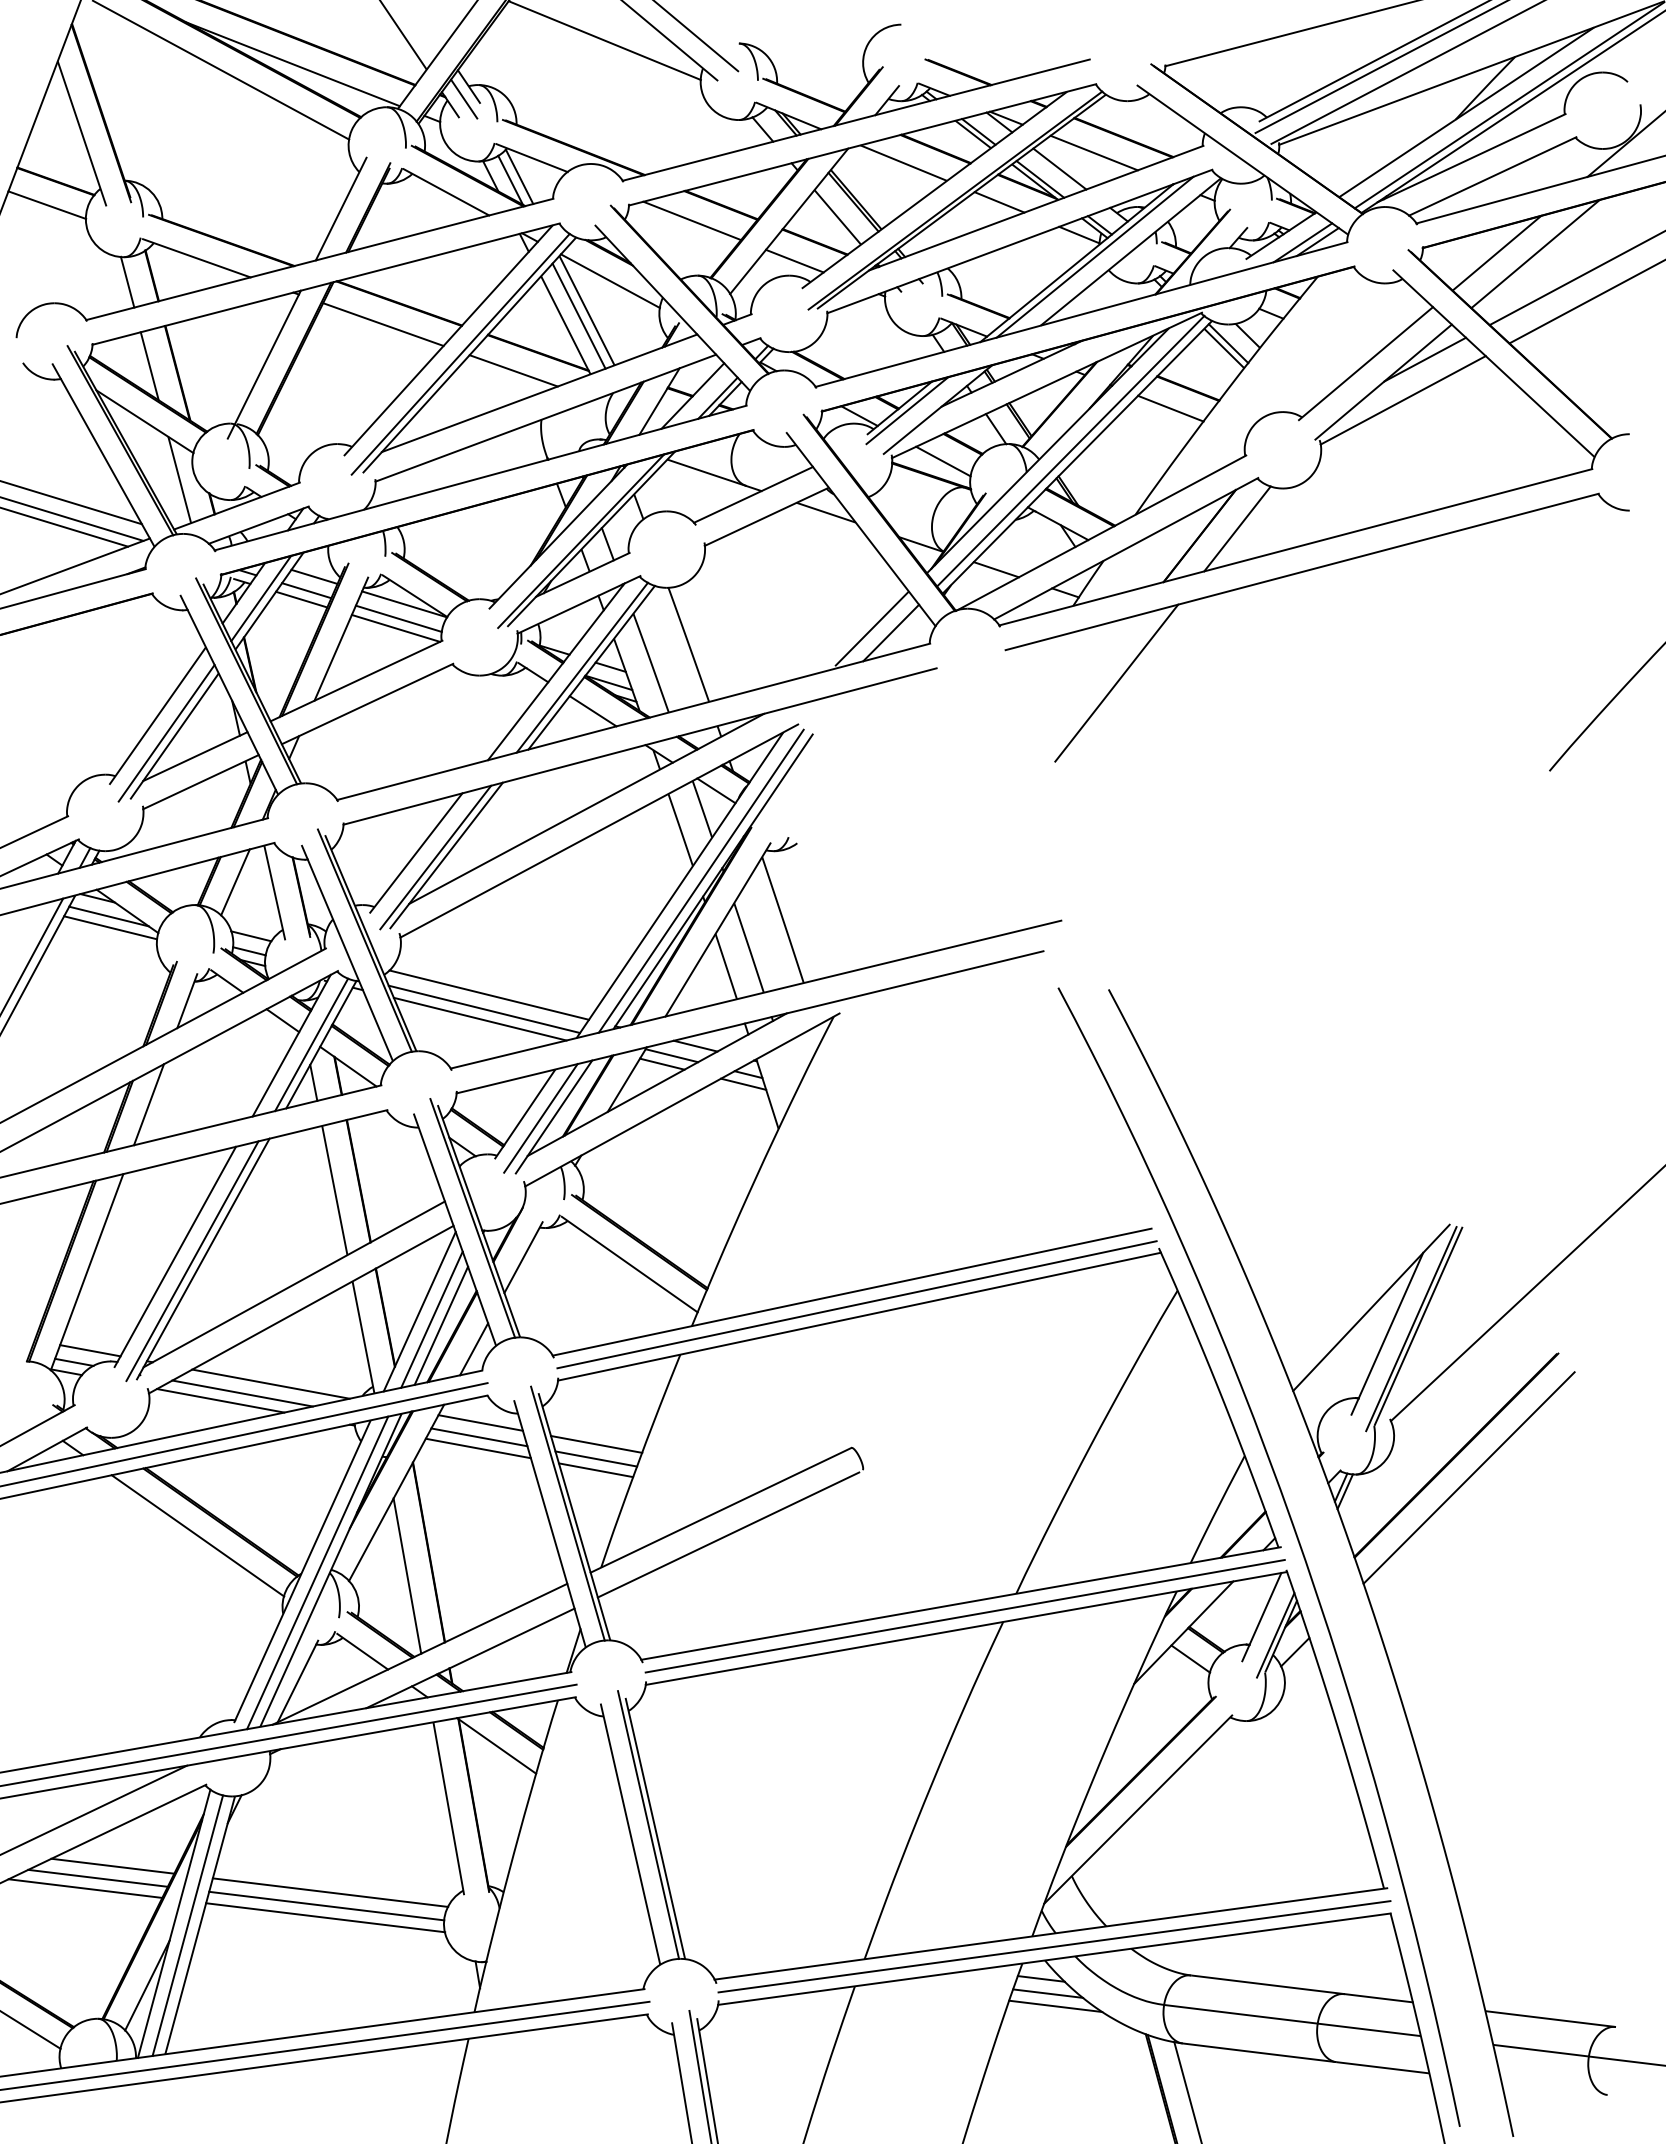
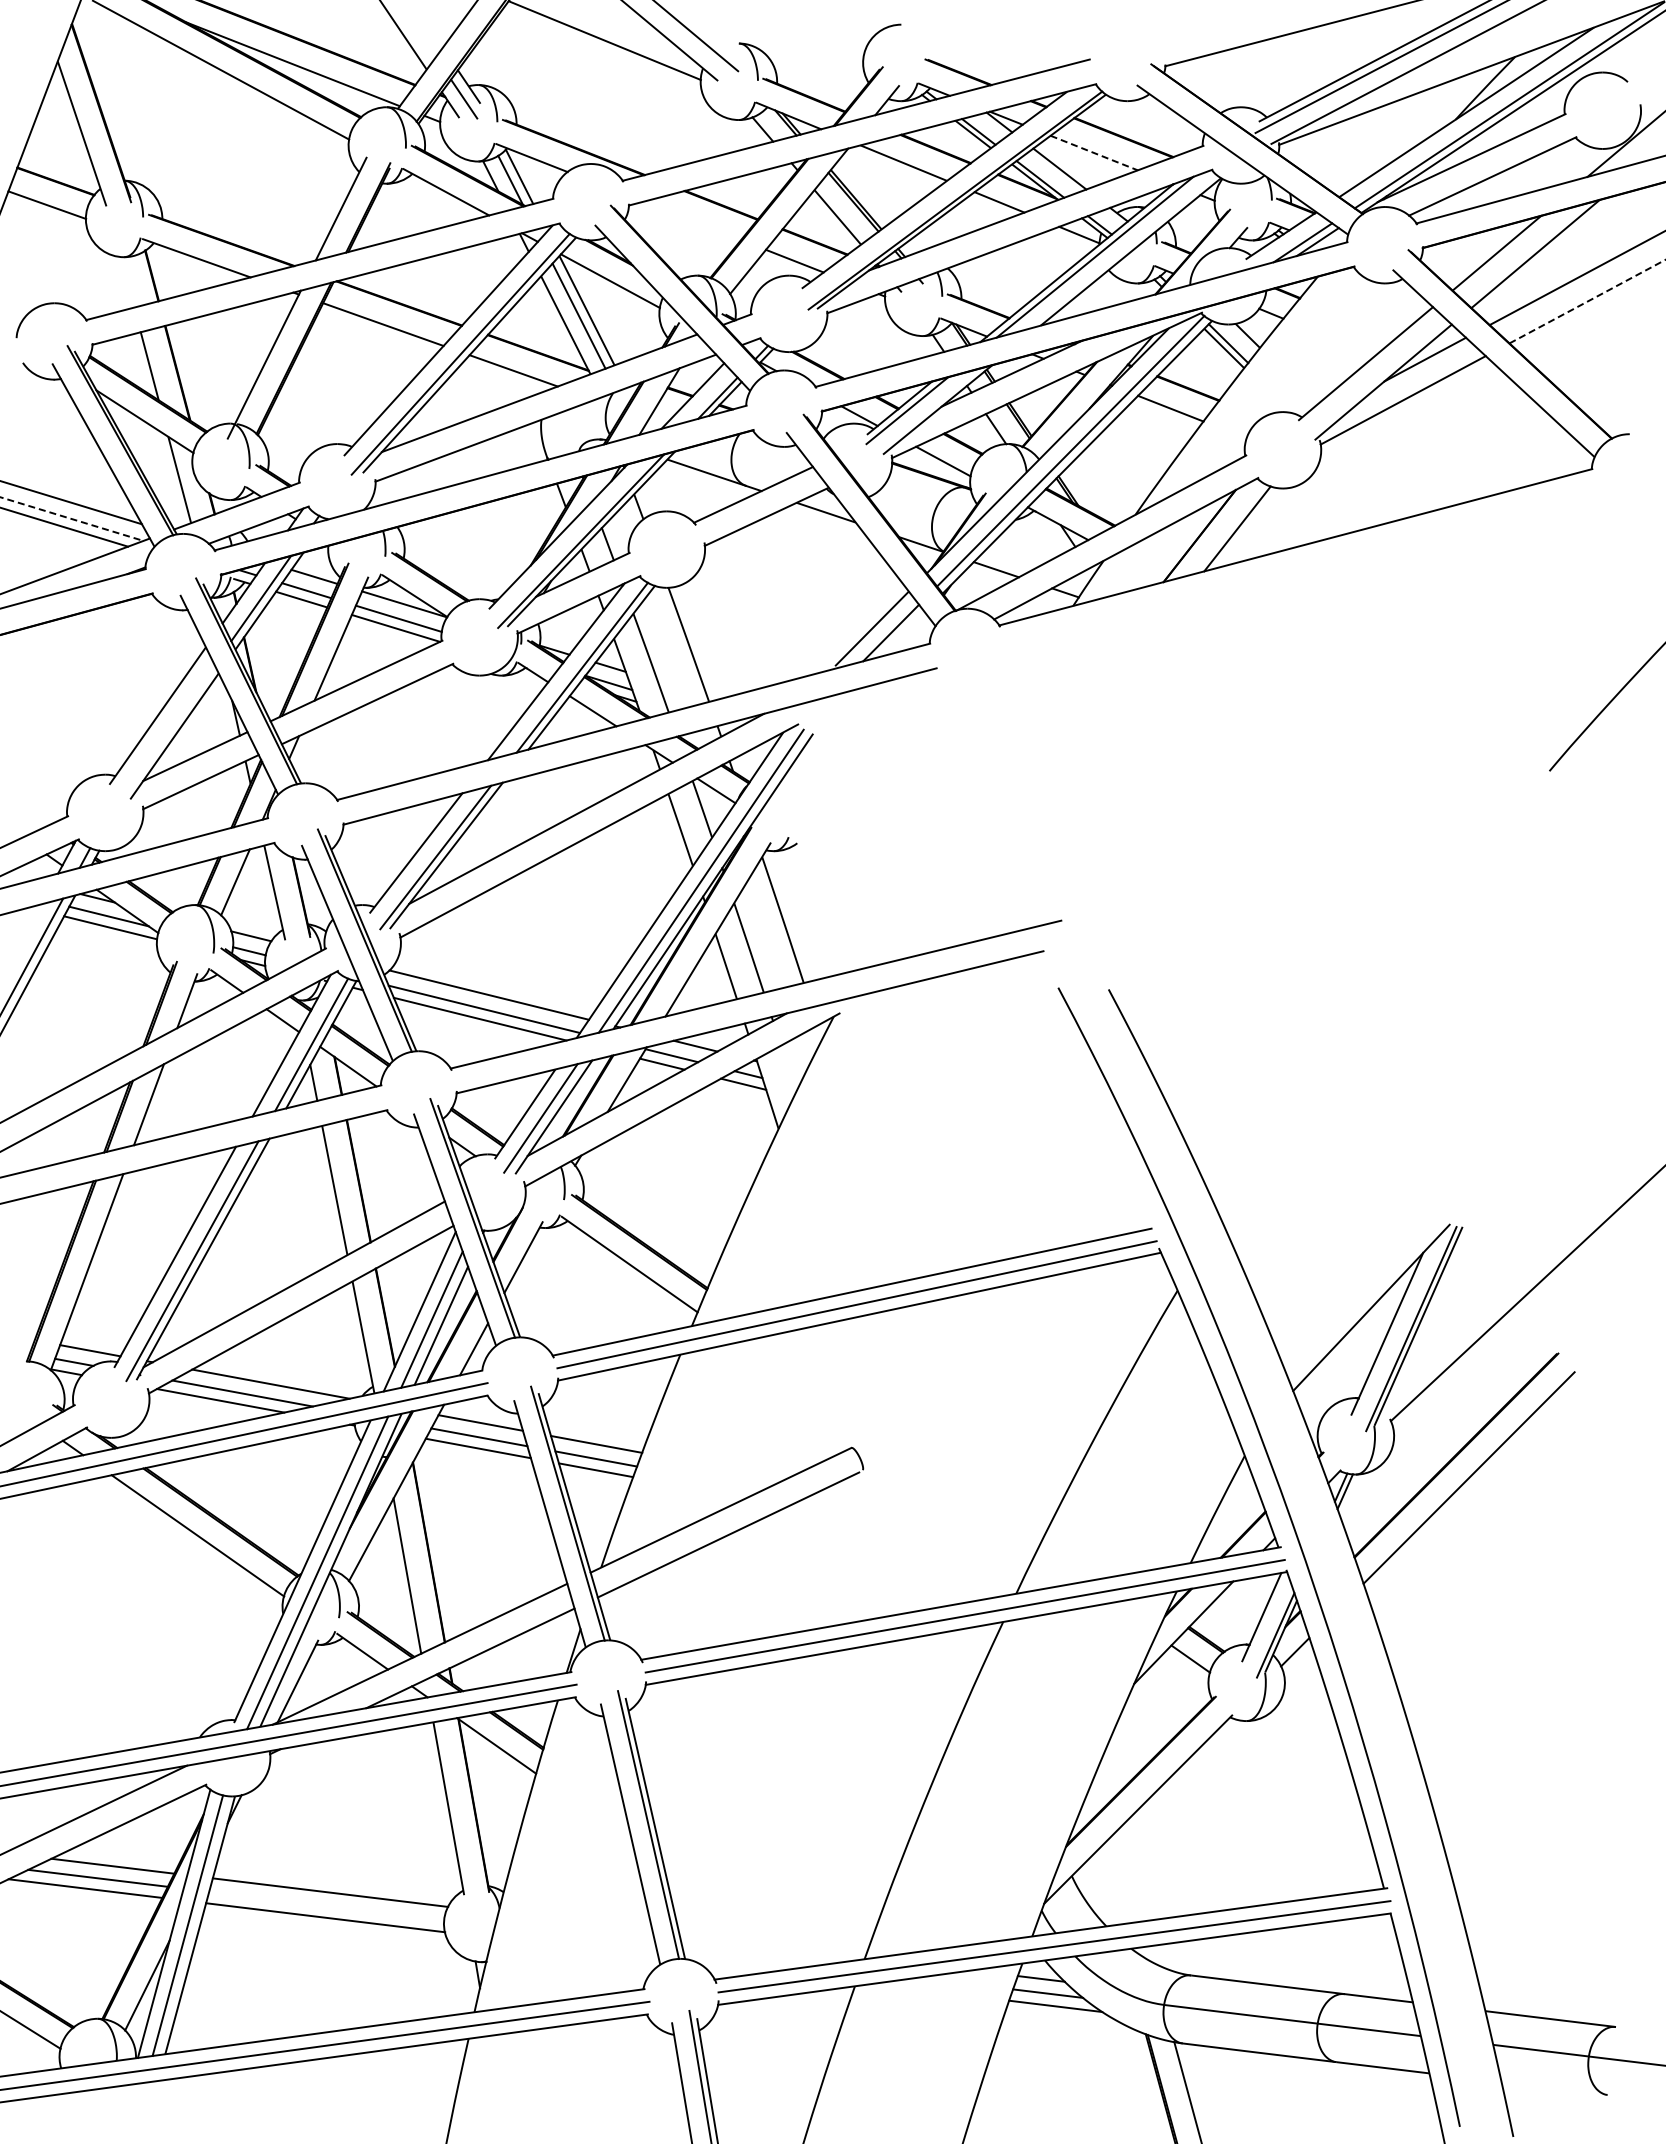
line: solid -> dashed (1094, 153)
line: present -> none (692, 220)
line: present -> none (127, 281)
line: solid -> dashed (1587, 301)
line: solid -> dashed (72, 519)
part: present -> none (1301, 573)
line: present -> none (166, 733)
line: present -> none (326, 1905)
